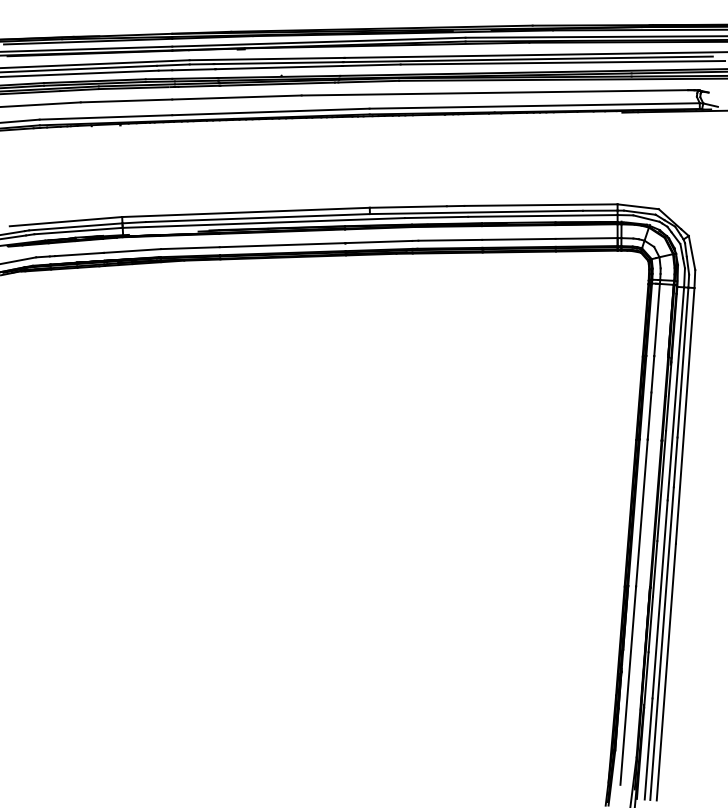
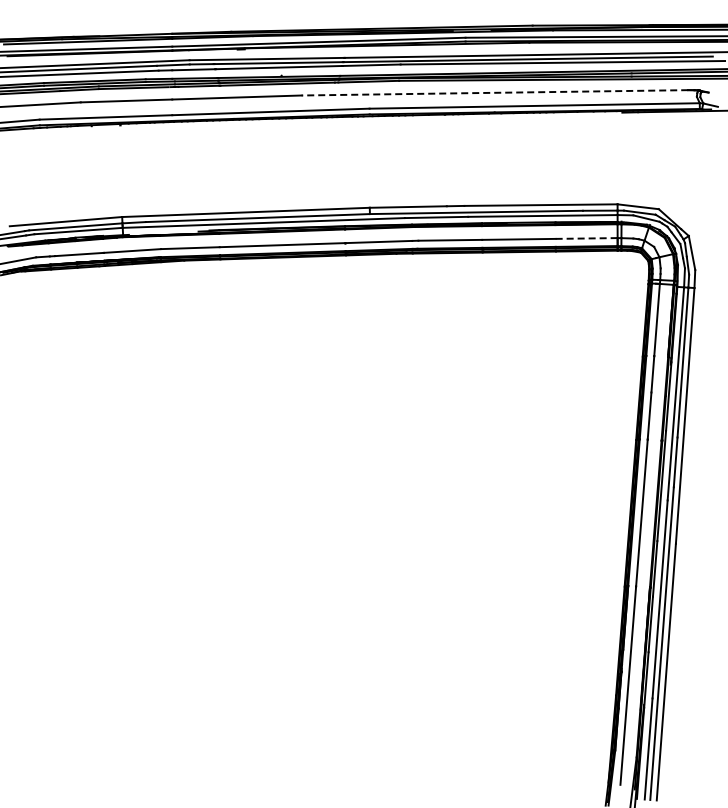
line: solid -> dashed (494, 92)
line: solid -> dashed (586, 238)
